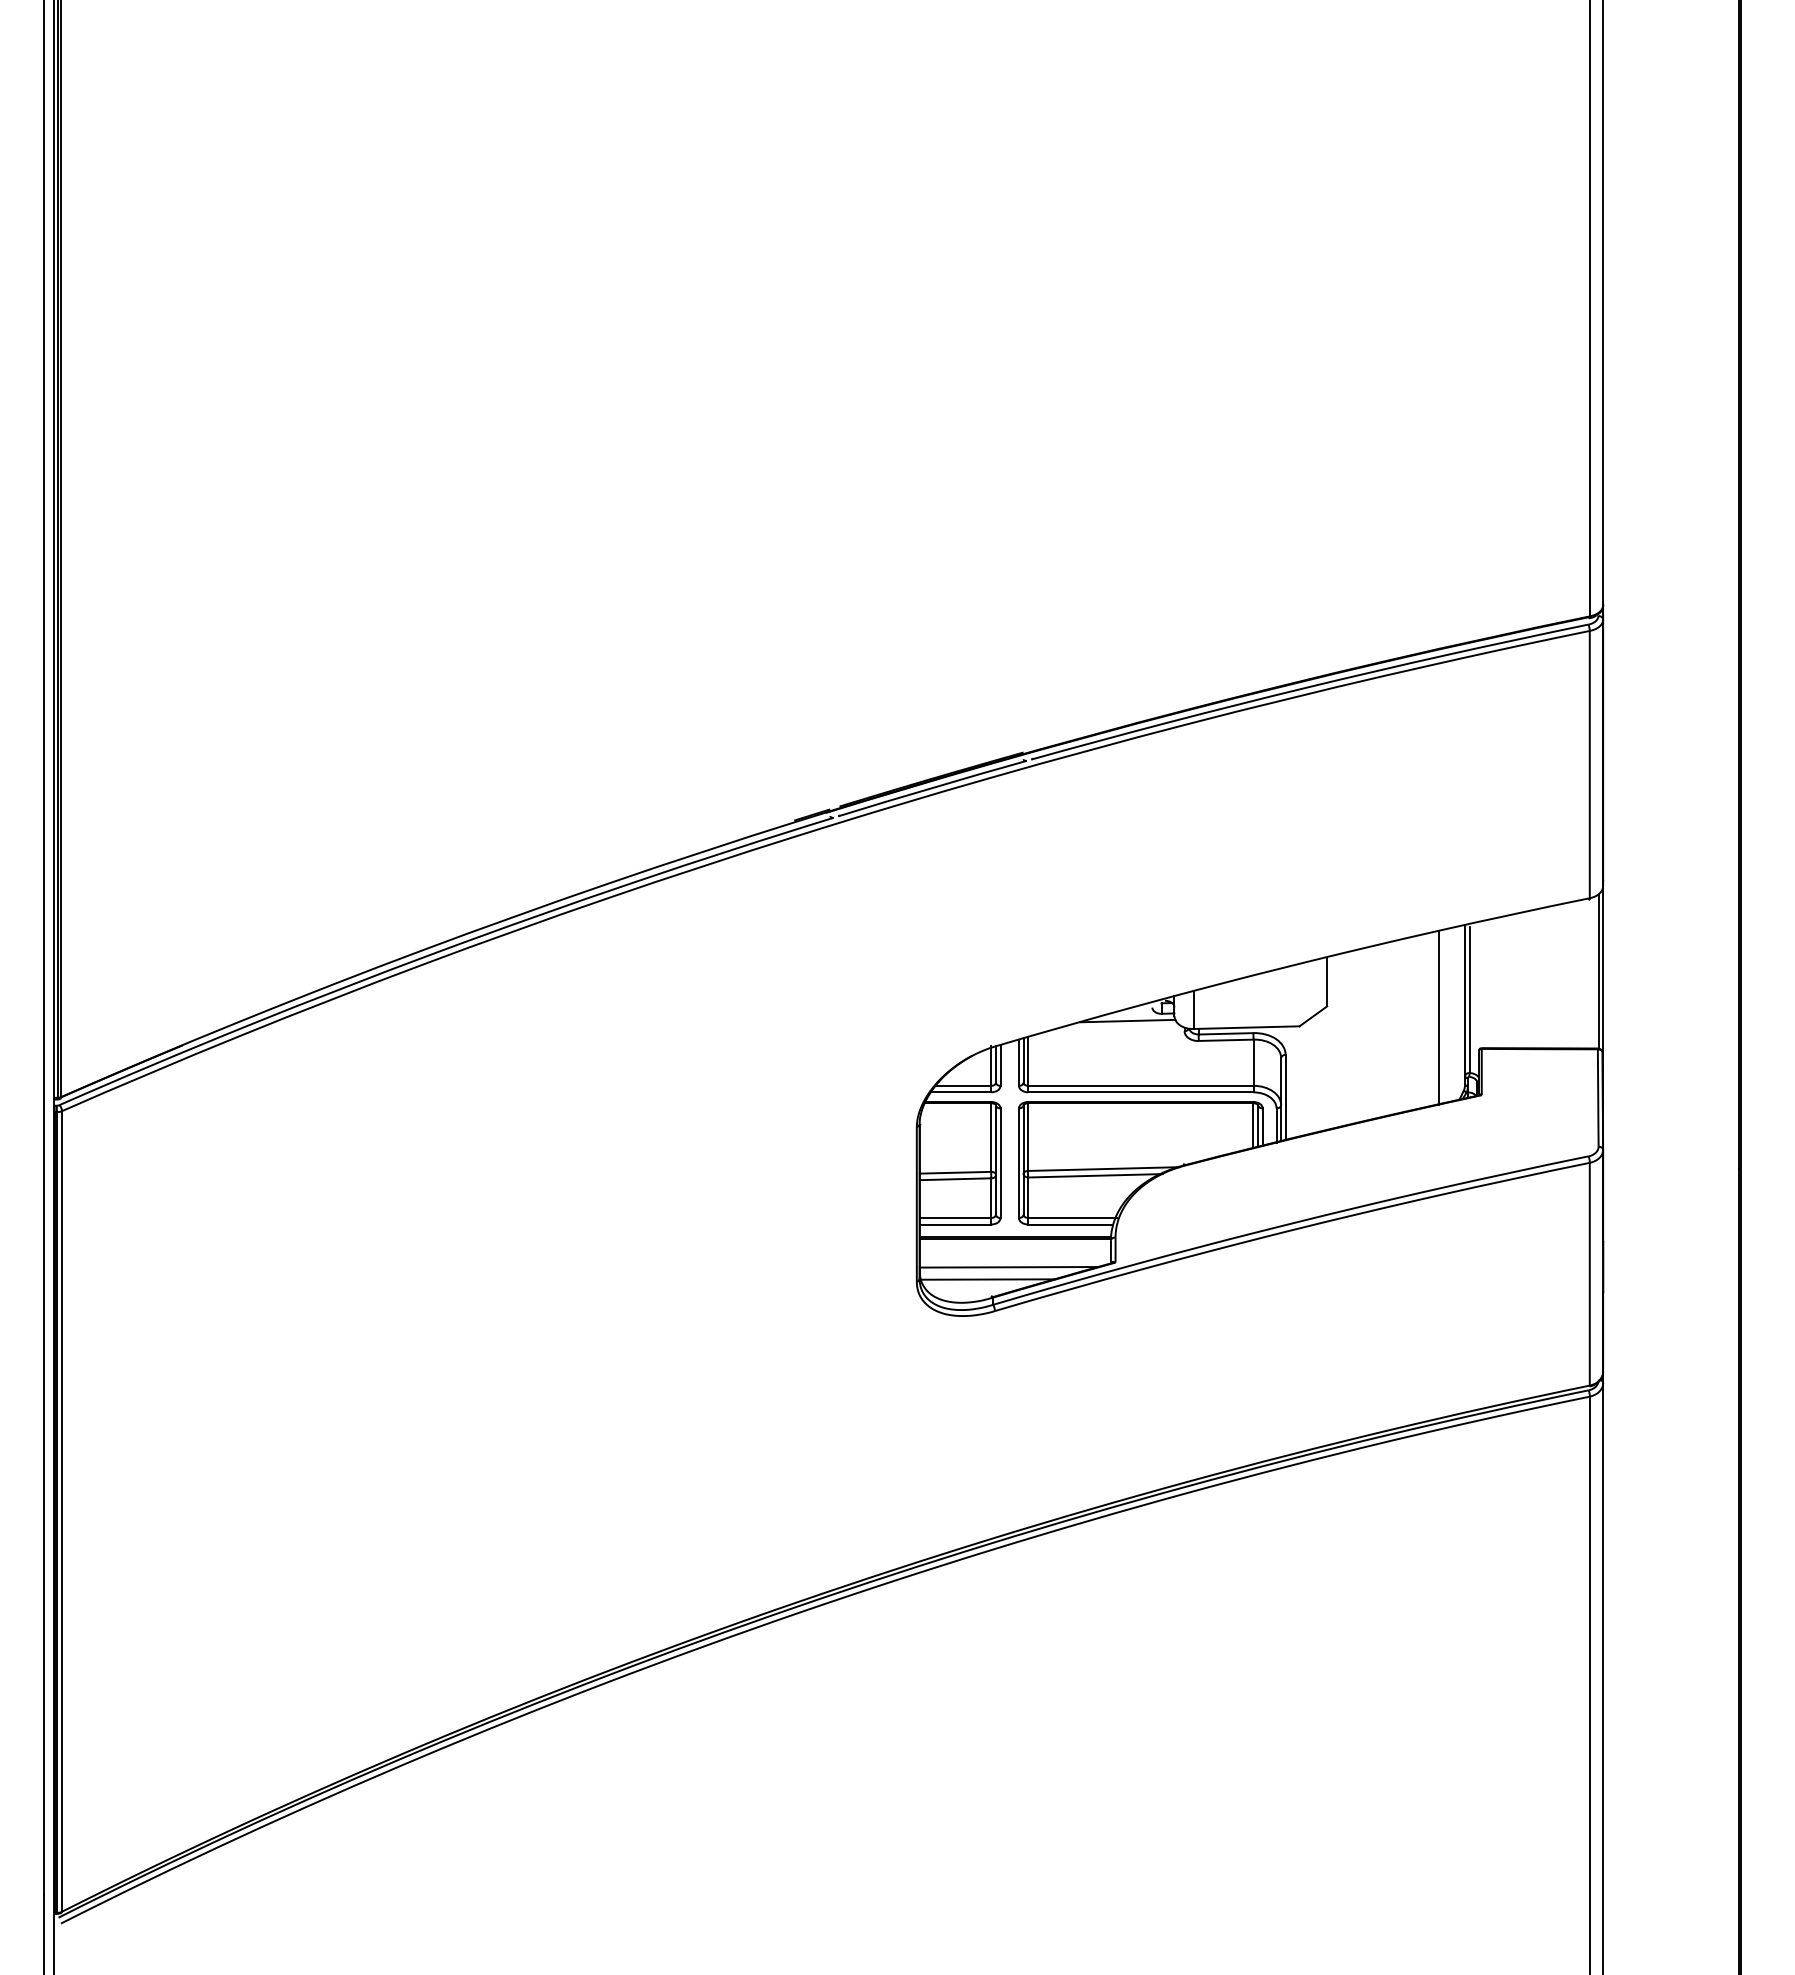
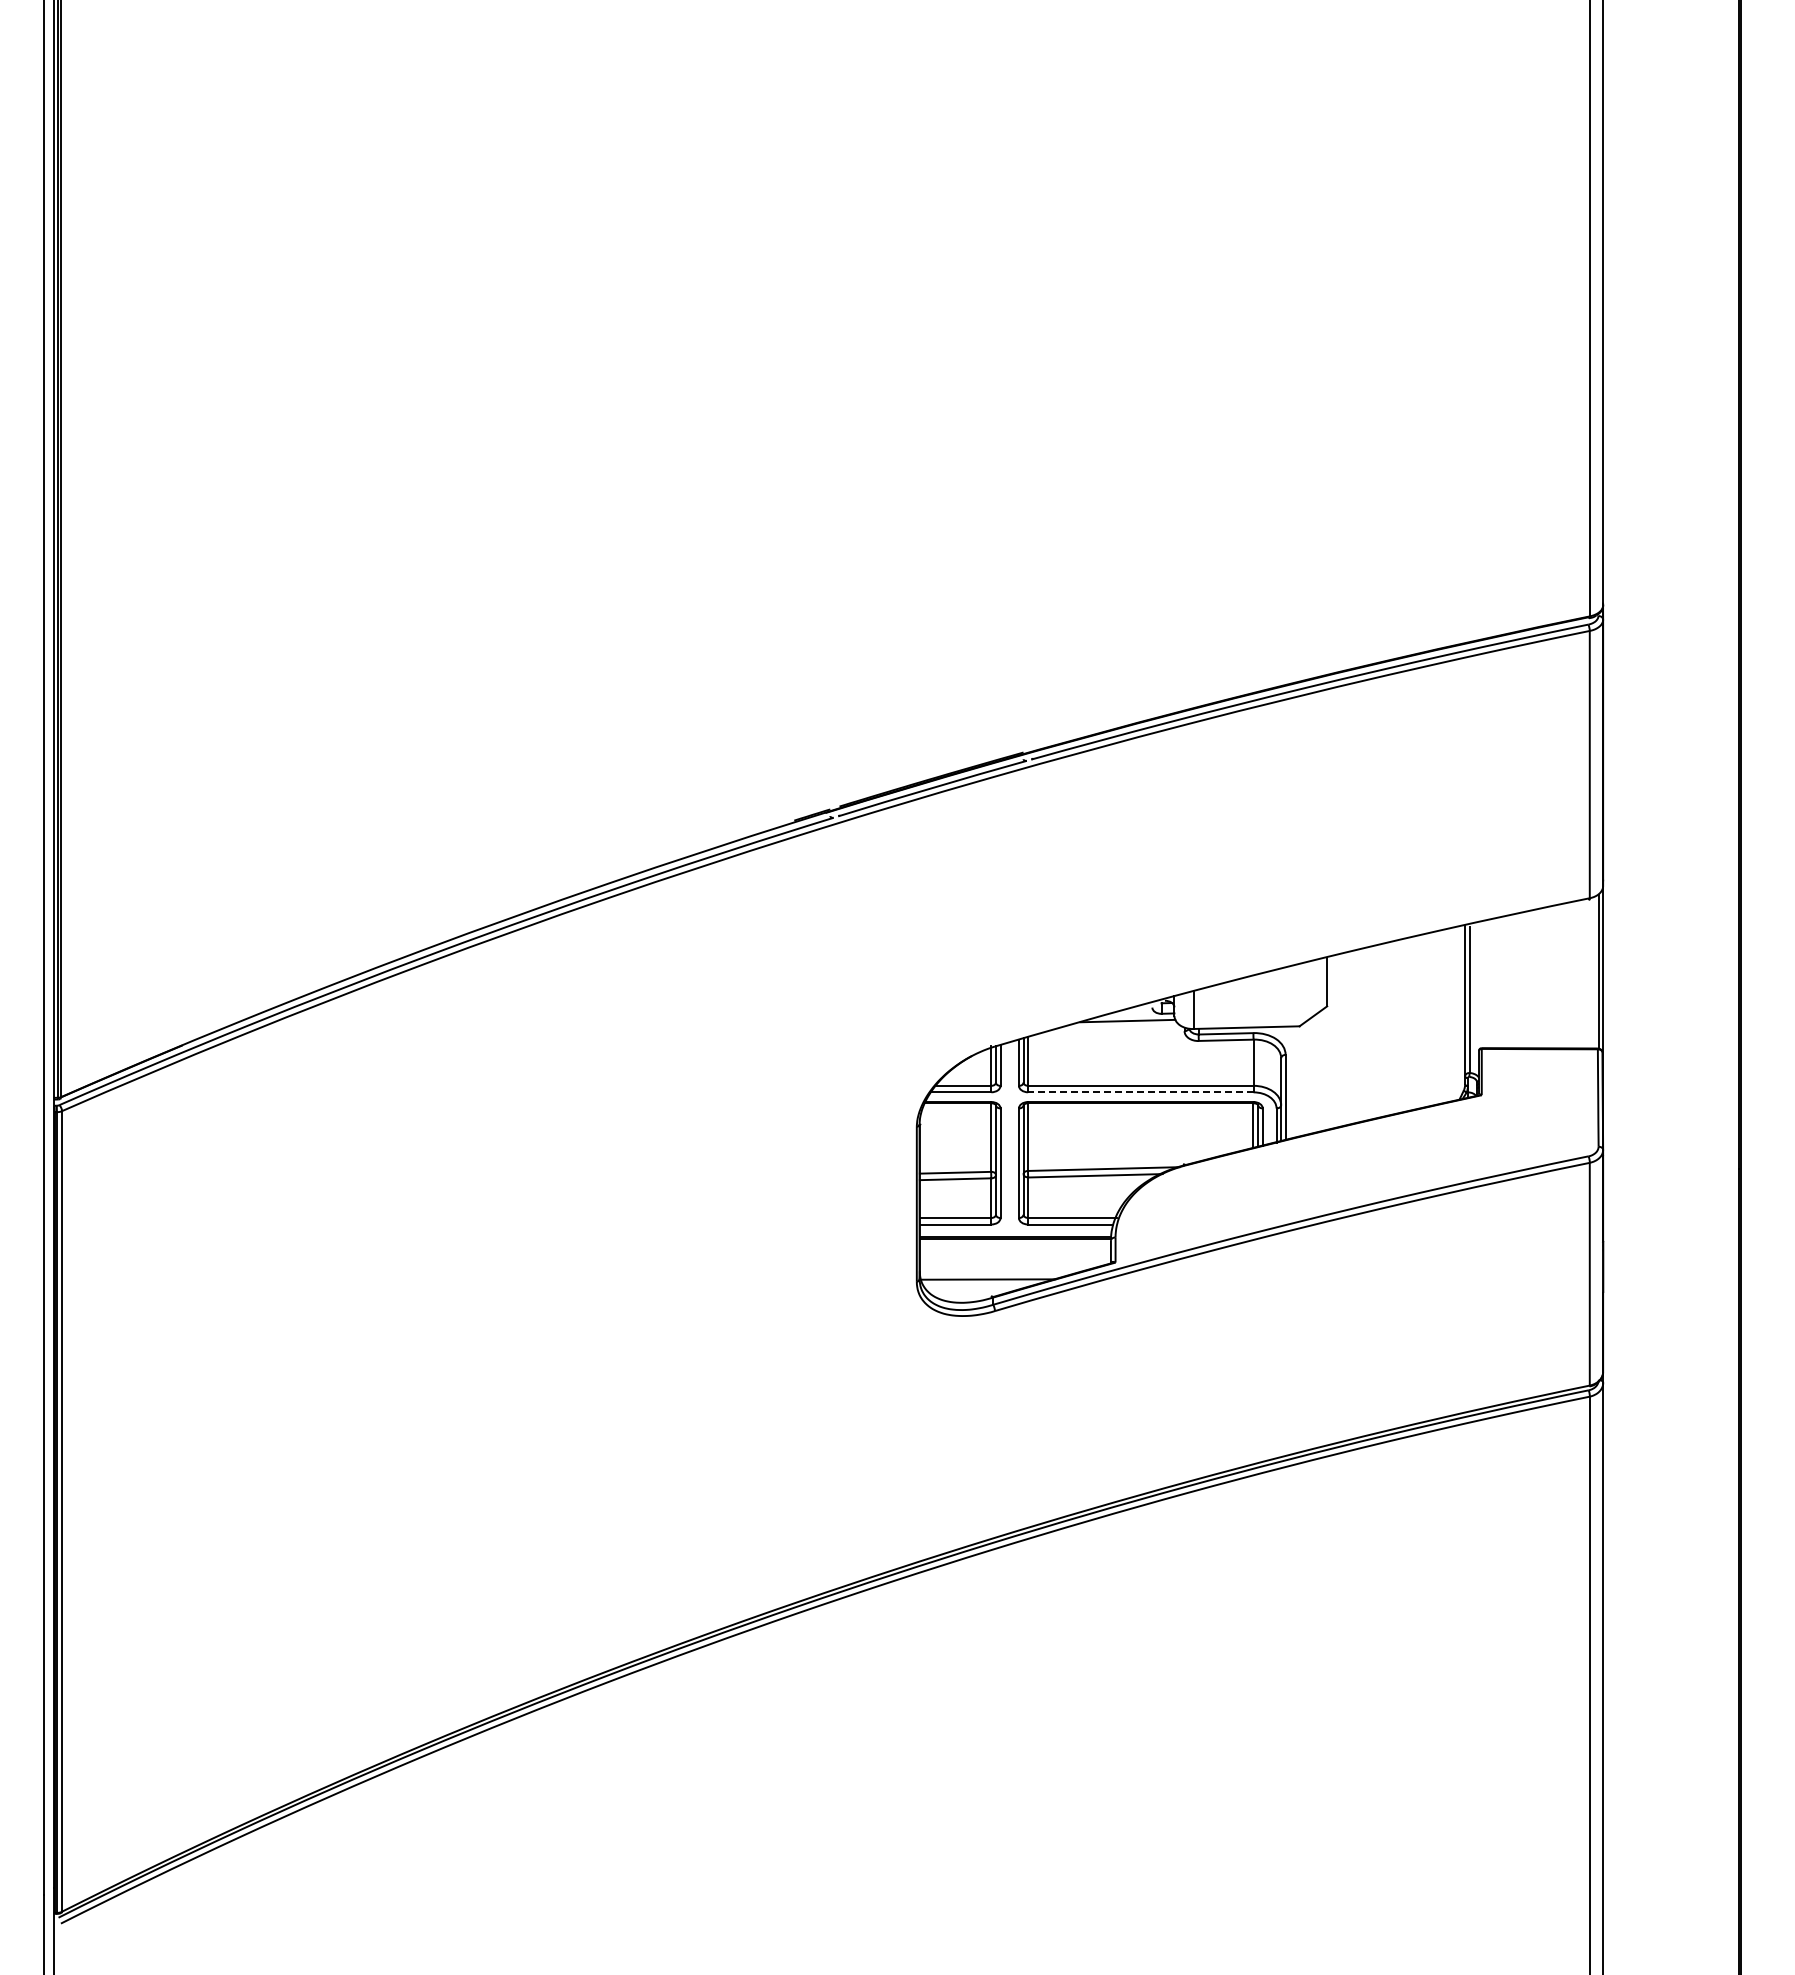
line: present -> none (1438, 1018)
line: solid -> dashed (1140, 1092)
line: present -> none (1008, 1267)
